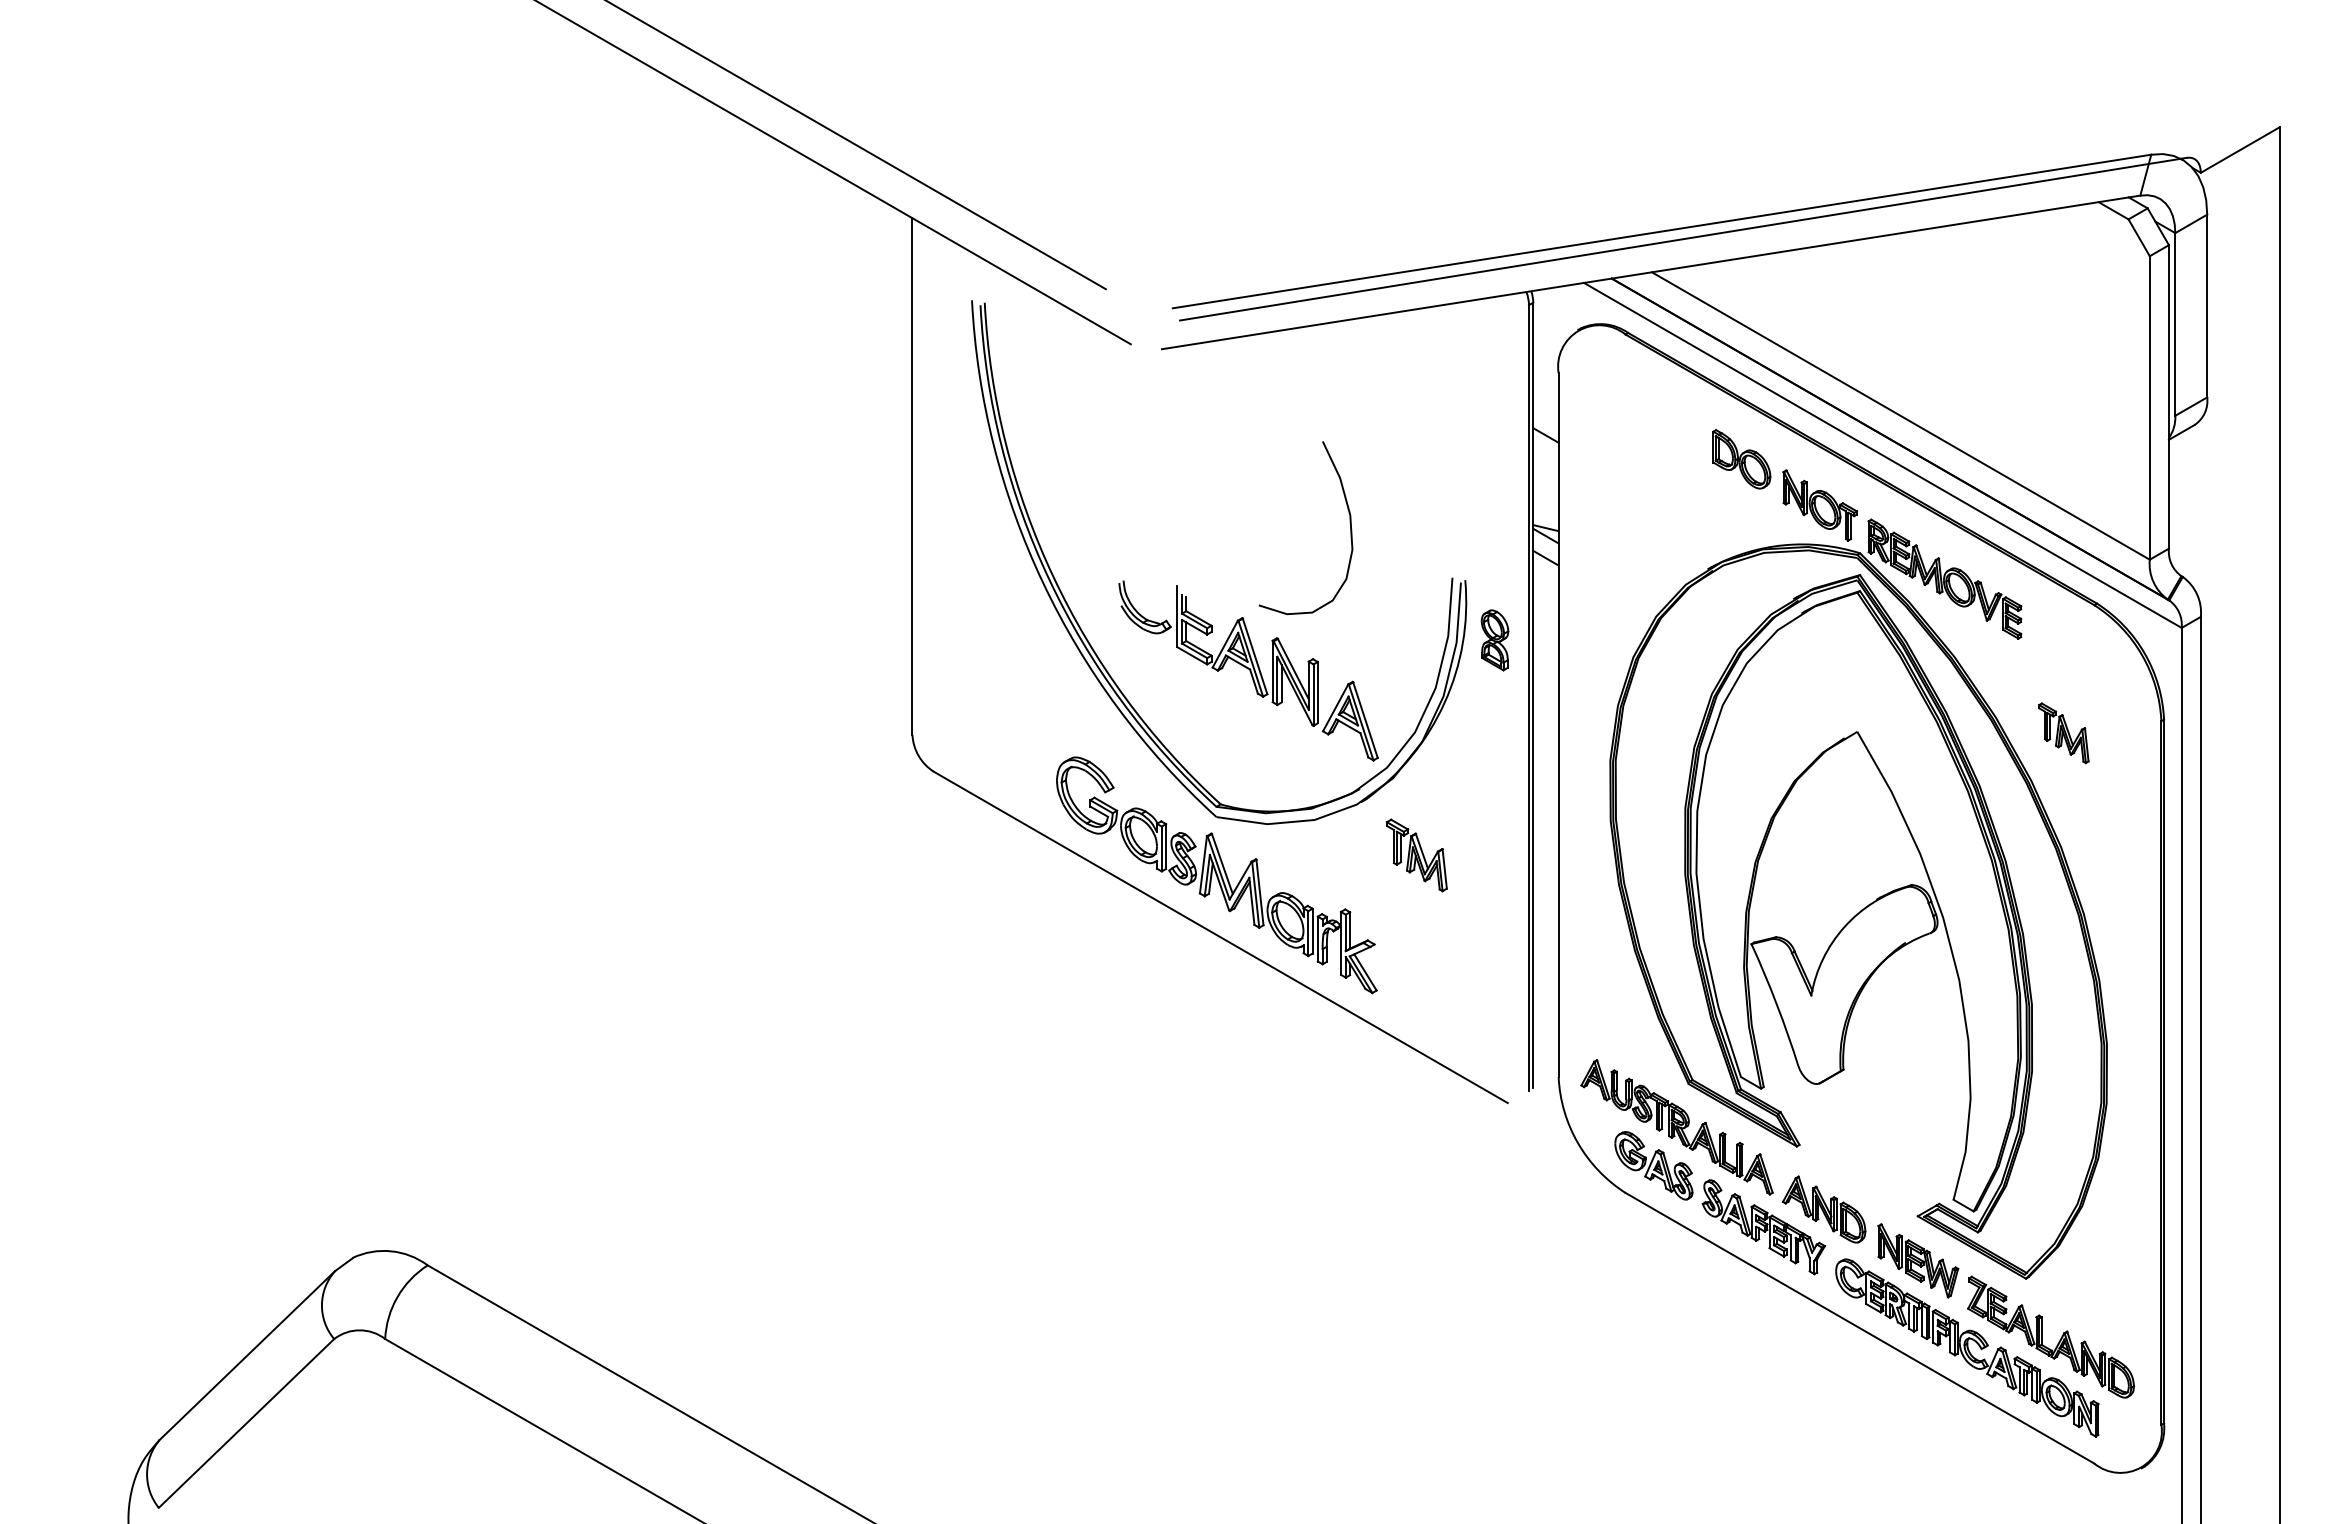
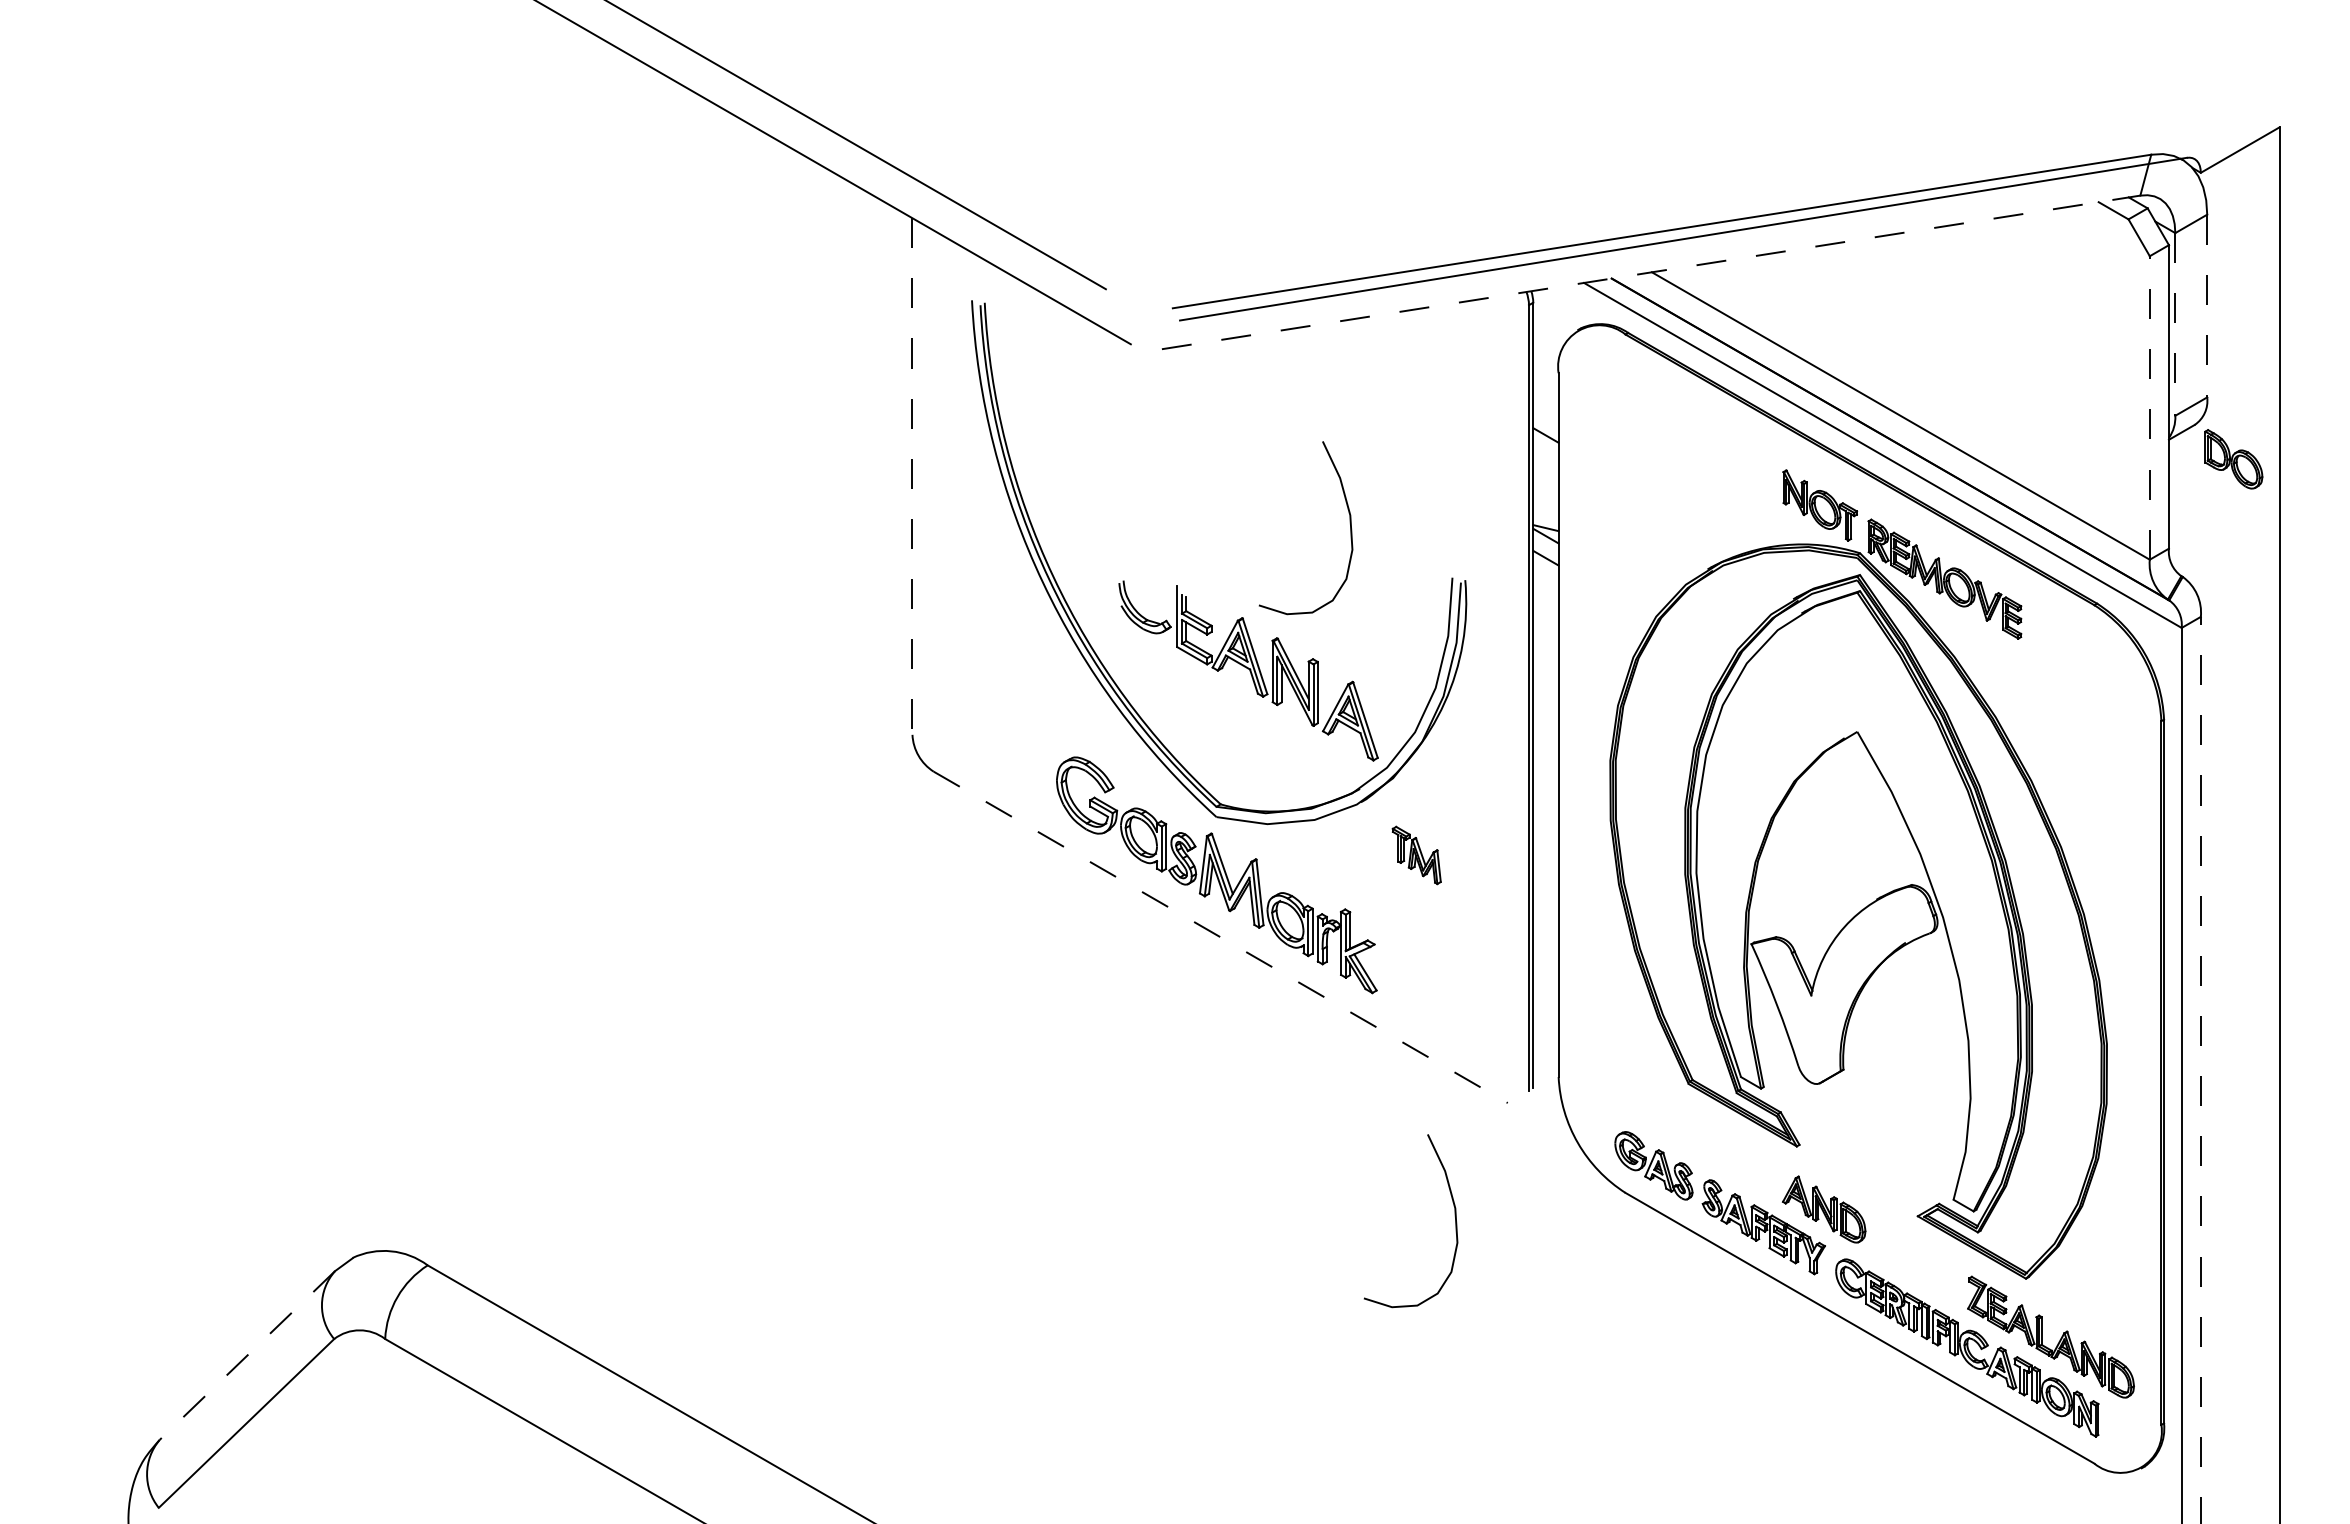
line: solid -> dashed (1651, 272)
line: solid -> dashed (2207, 306)
line: solid -> dashed (2175, 324)
line: solid -> dashed (2149, 407)
part position: (1741, 459) -> (2233, 459) (2233, 459)
line: solid -> dashed (912, 477)
part: present -> none (1494, 640)
part: present -> none (2063, 733)
part size: 63x75 px -> 51x61 px (1416, 855)
line: solid -> dashed (1221, 937)
line: solid -> dashed (2200, 1069)
part: present -> none (1676, 1127)
curve: none -> present (1454, 1216)
part: present -> none (1918, 1260)
line: solid -> dashed (247, 1355)
